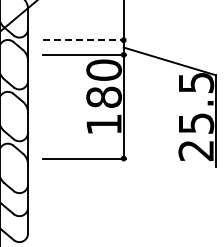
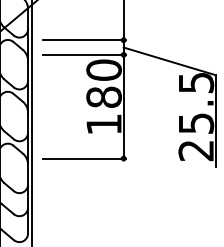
line: dashed -> solid (85, 40)
line: none -> present (31, 122)
